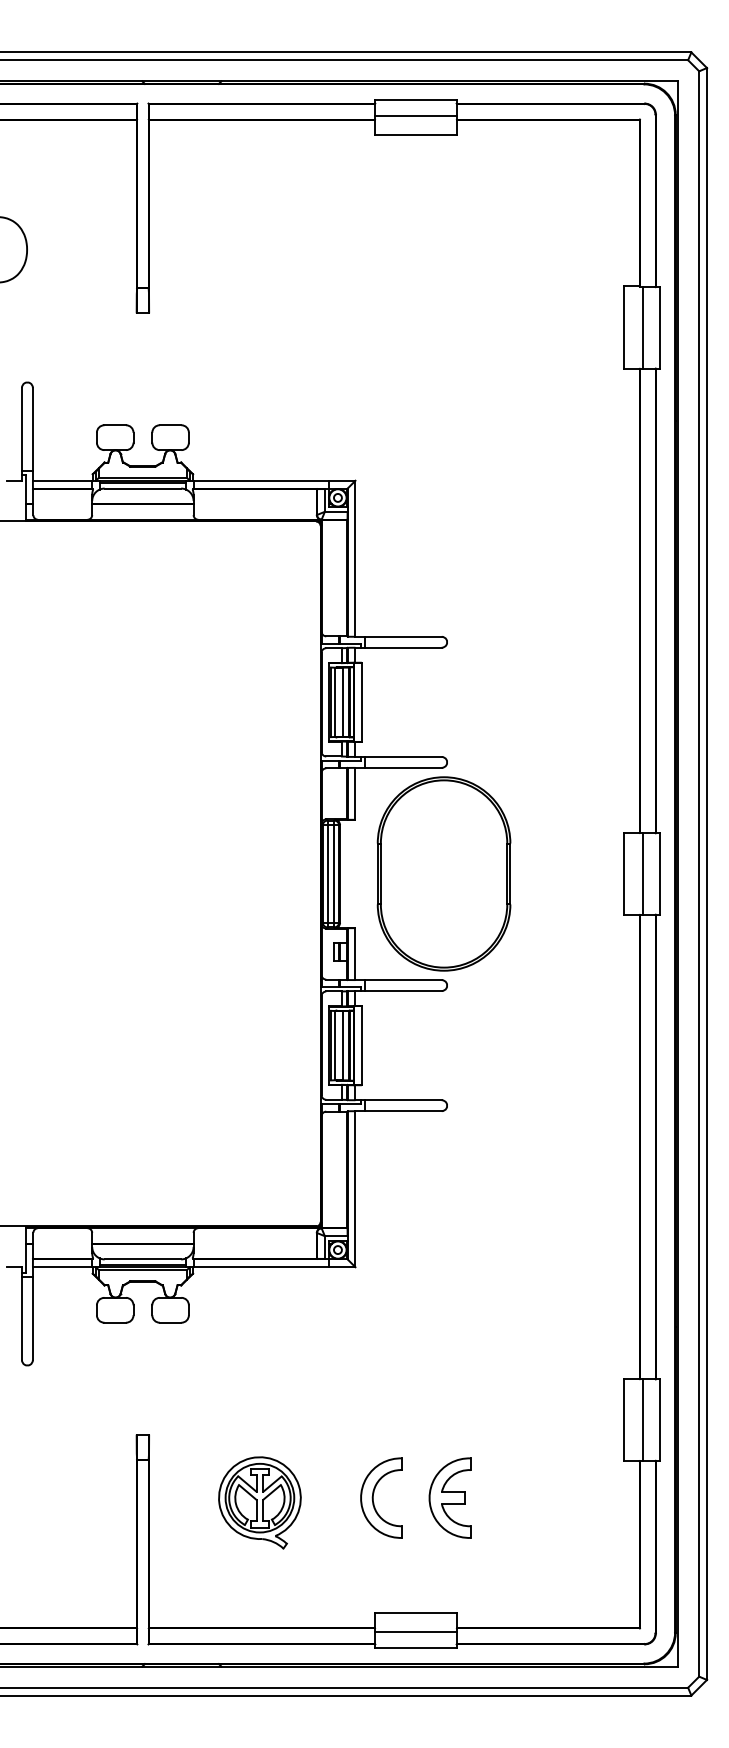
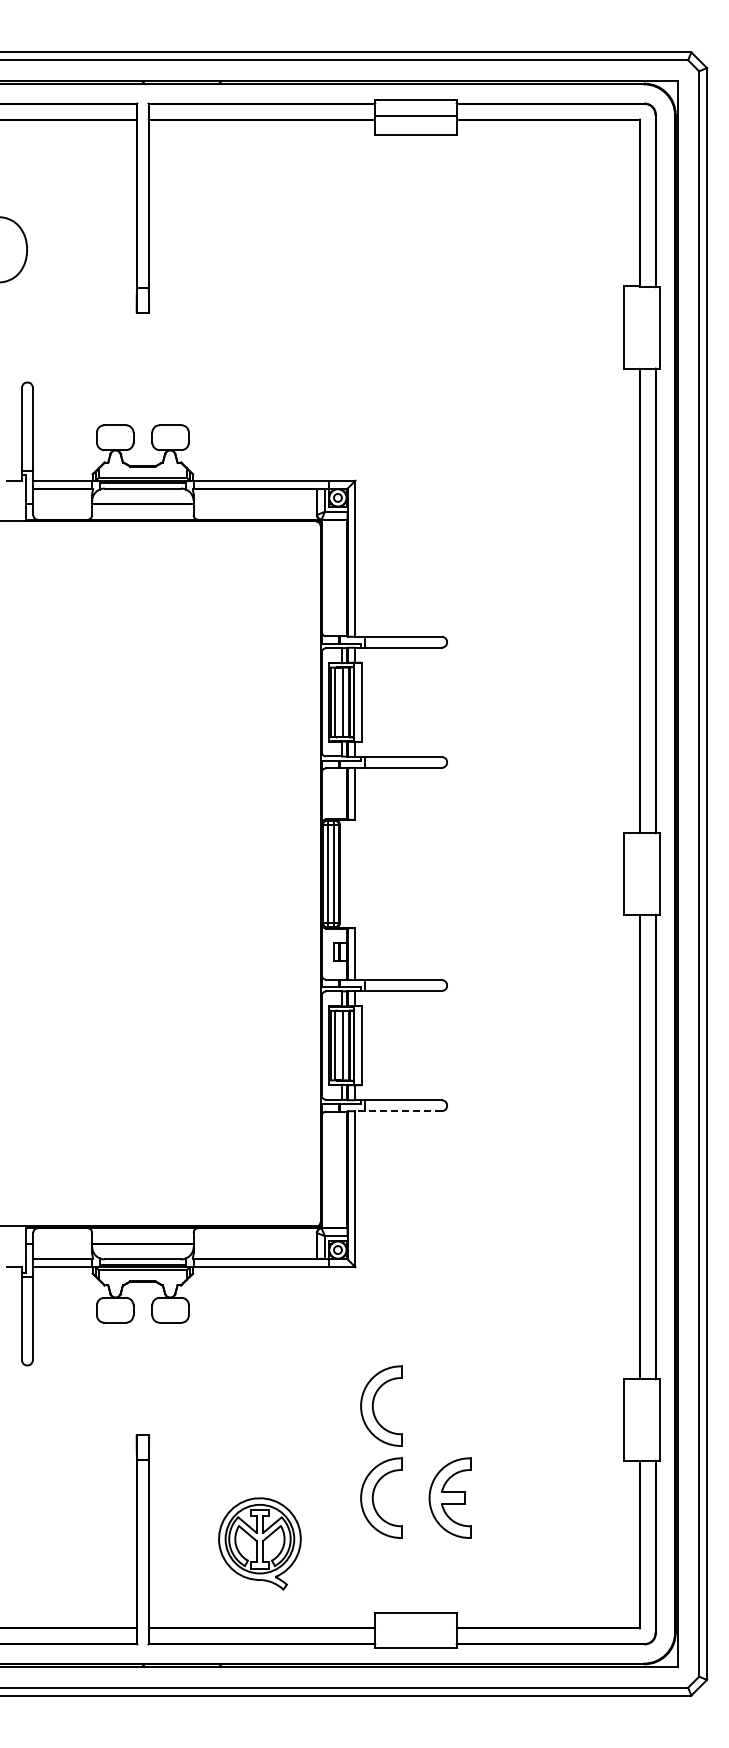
line: present -> none (643, 327)
part: present -> none (443, 873)
line: present -> none (643, 873)
line: solid -> dashed (398, 1111)
part: none -> present (373, 1405)
line: present -> none (643, 1420)
part position: (259, 1502) -> (259, 1543) (259, 1543)
line: present -> none (415, 1631)
